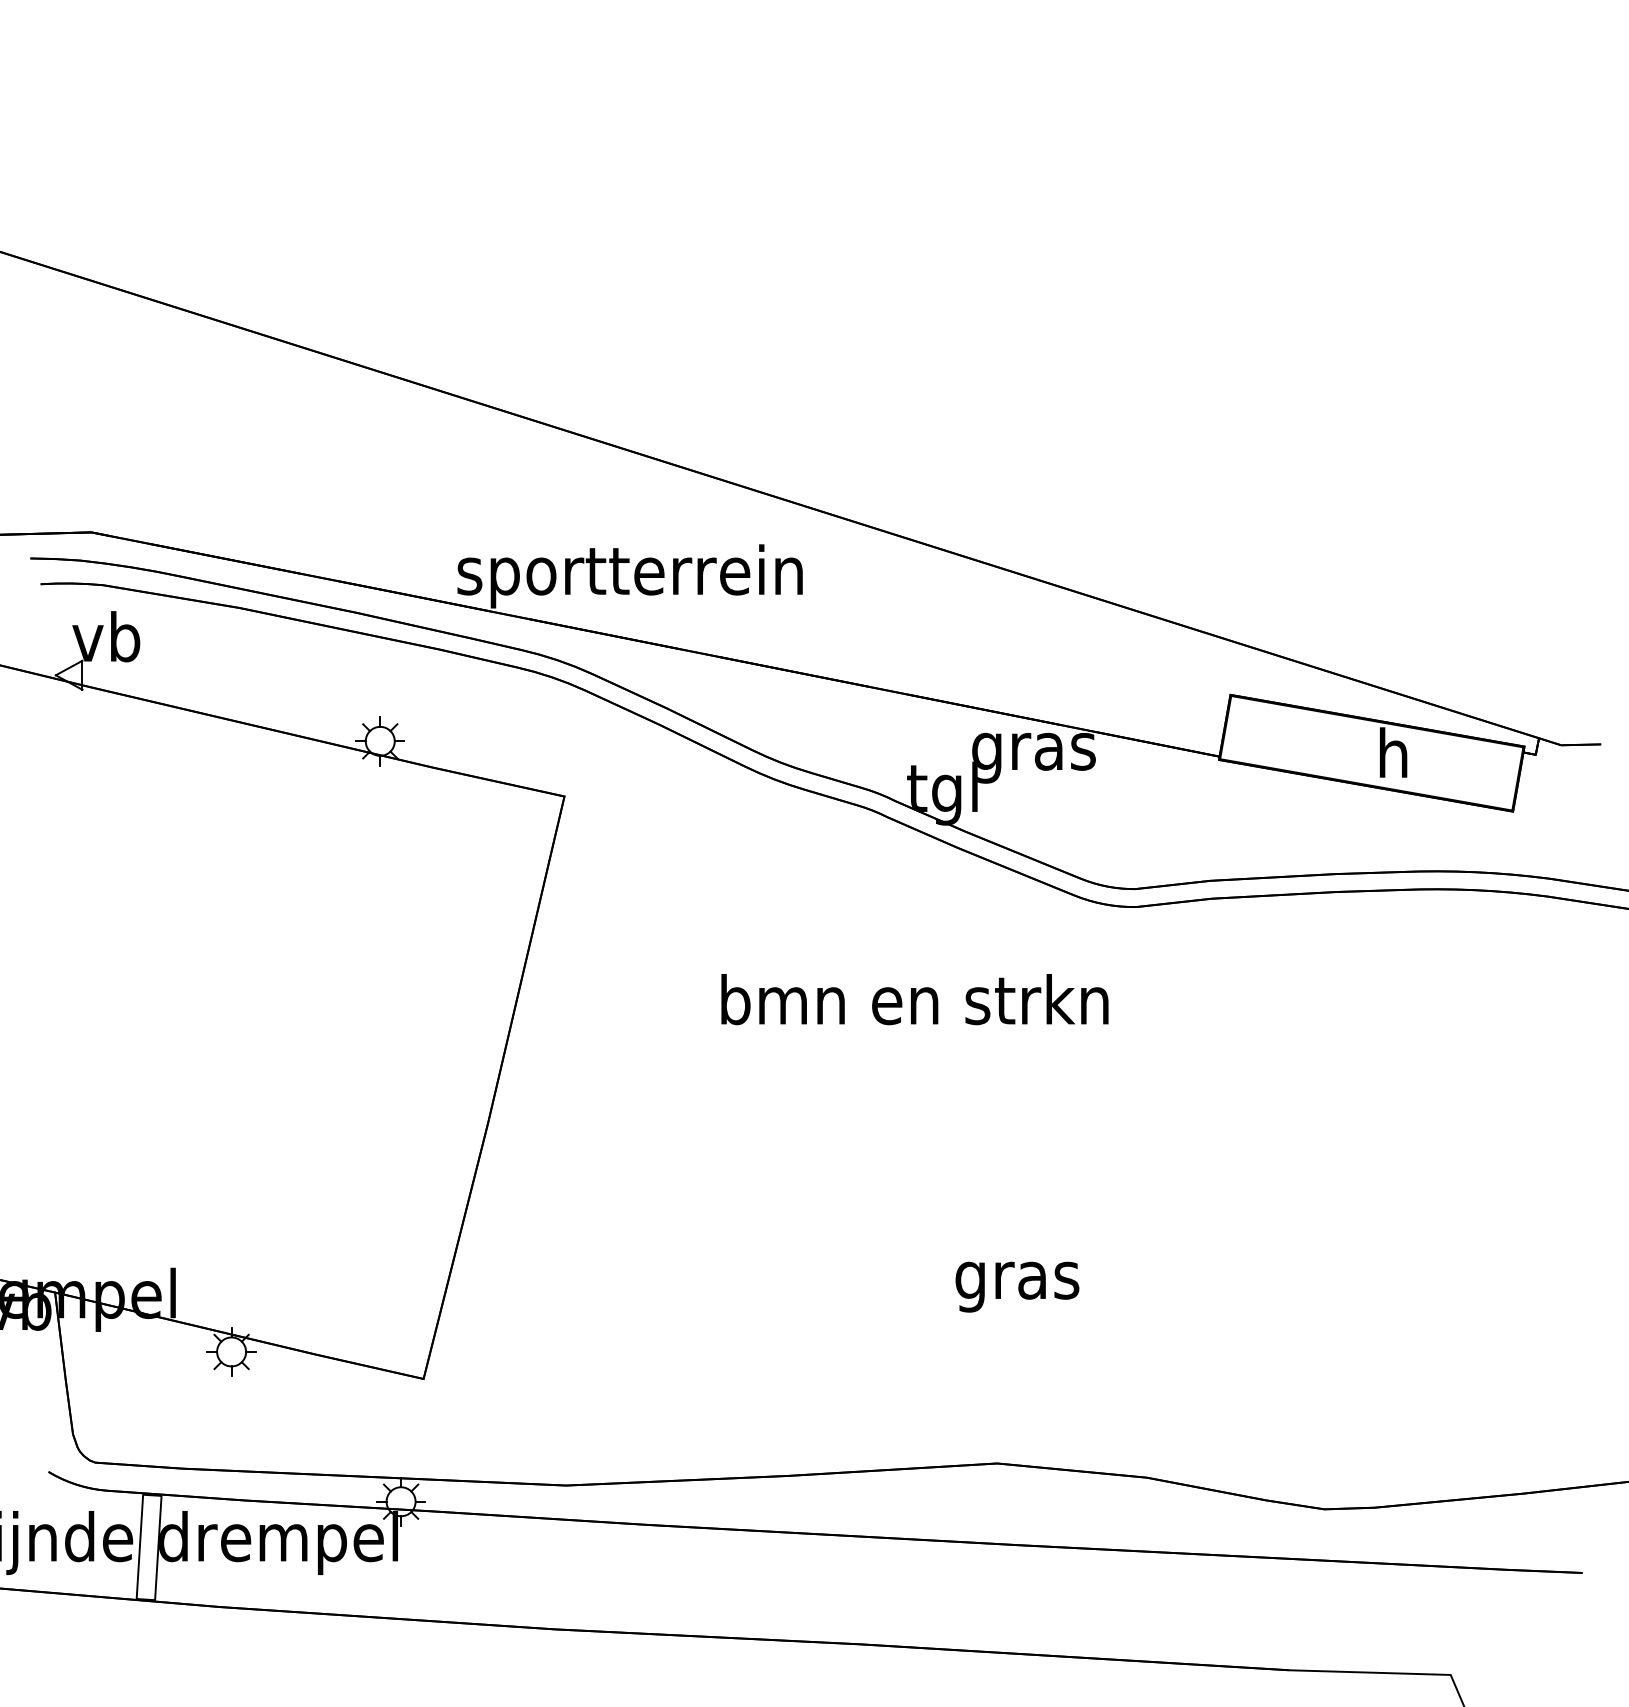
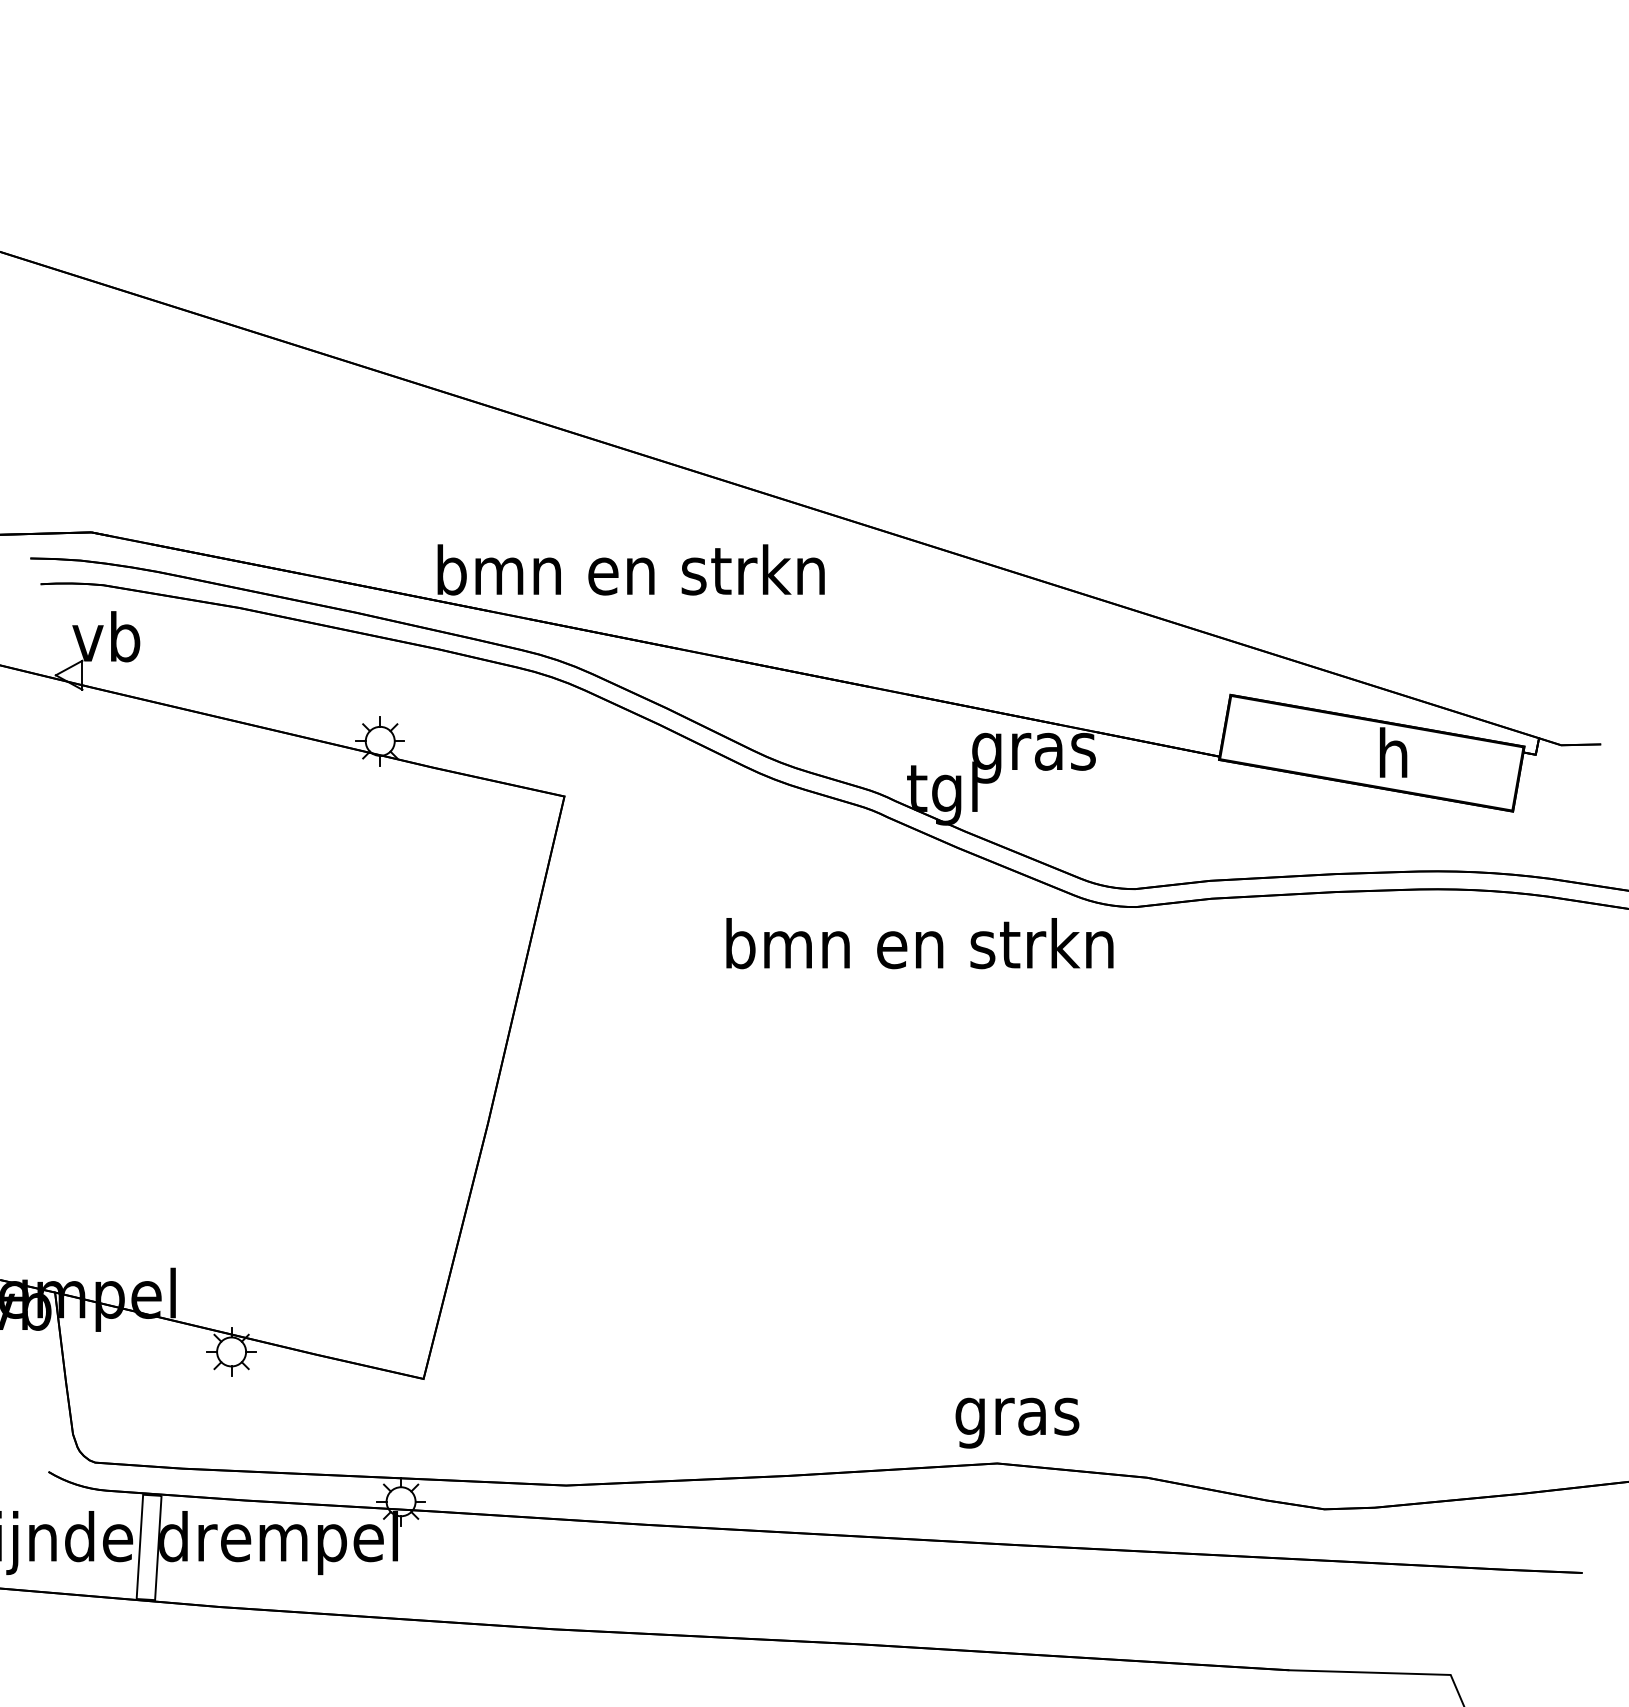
text: sportterrein -> bmn en strkn (630, 576)
text position: (914, 999) -> (919, 943) (919, 943)
text position: (1017, 1286) -> (1017, 1422) (1017, 1422)
